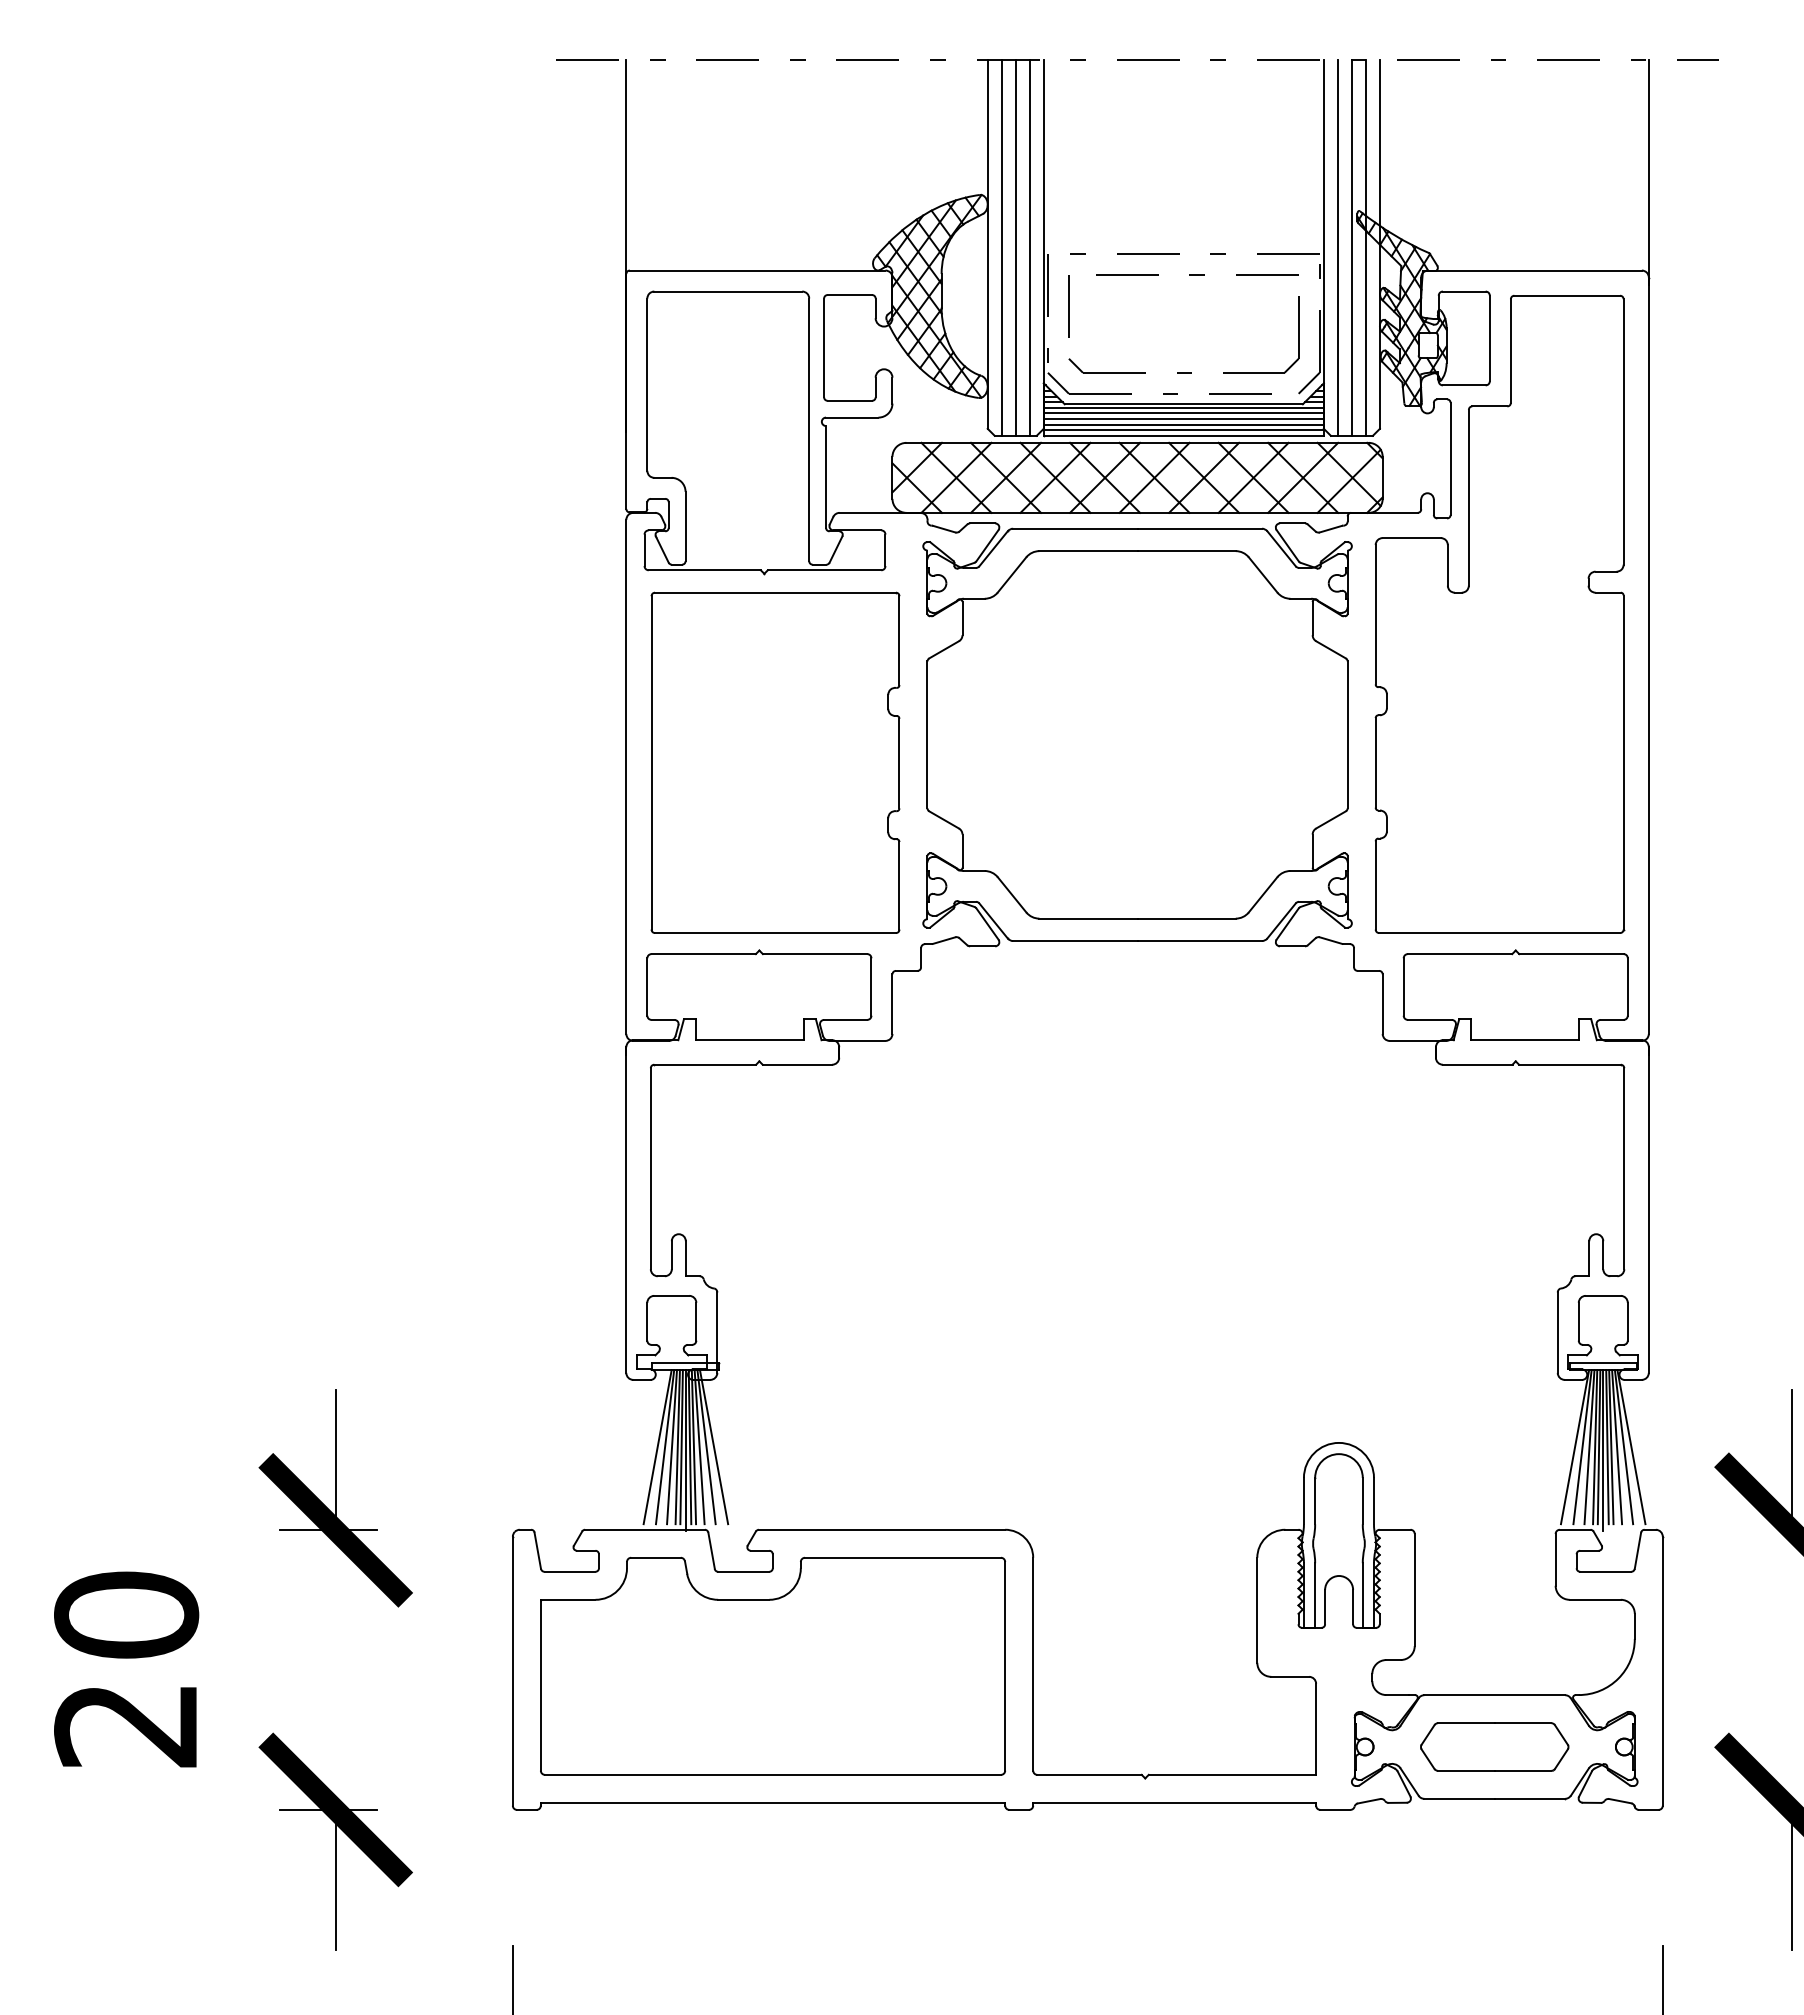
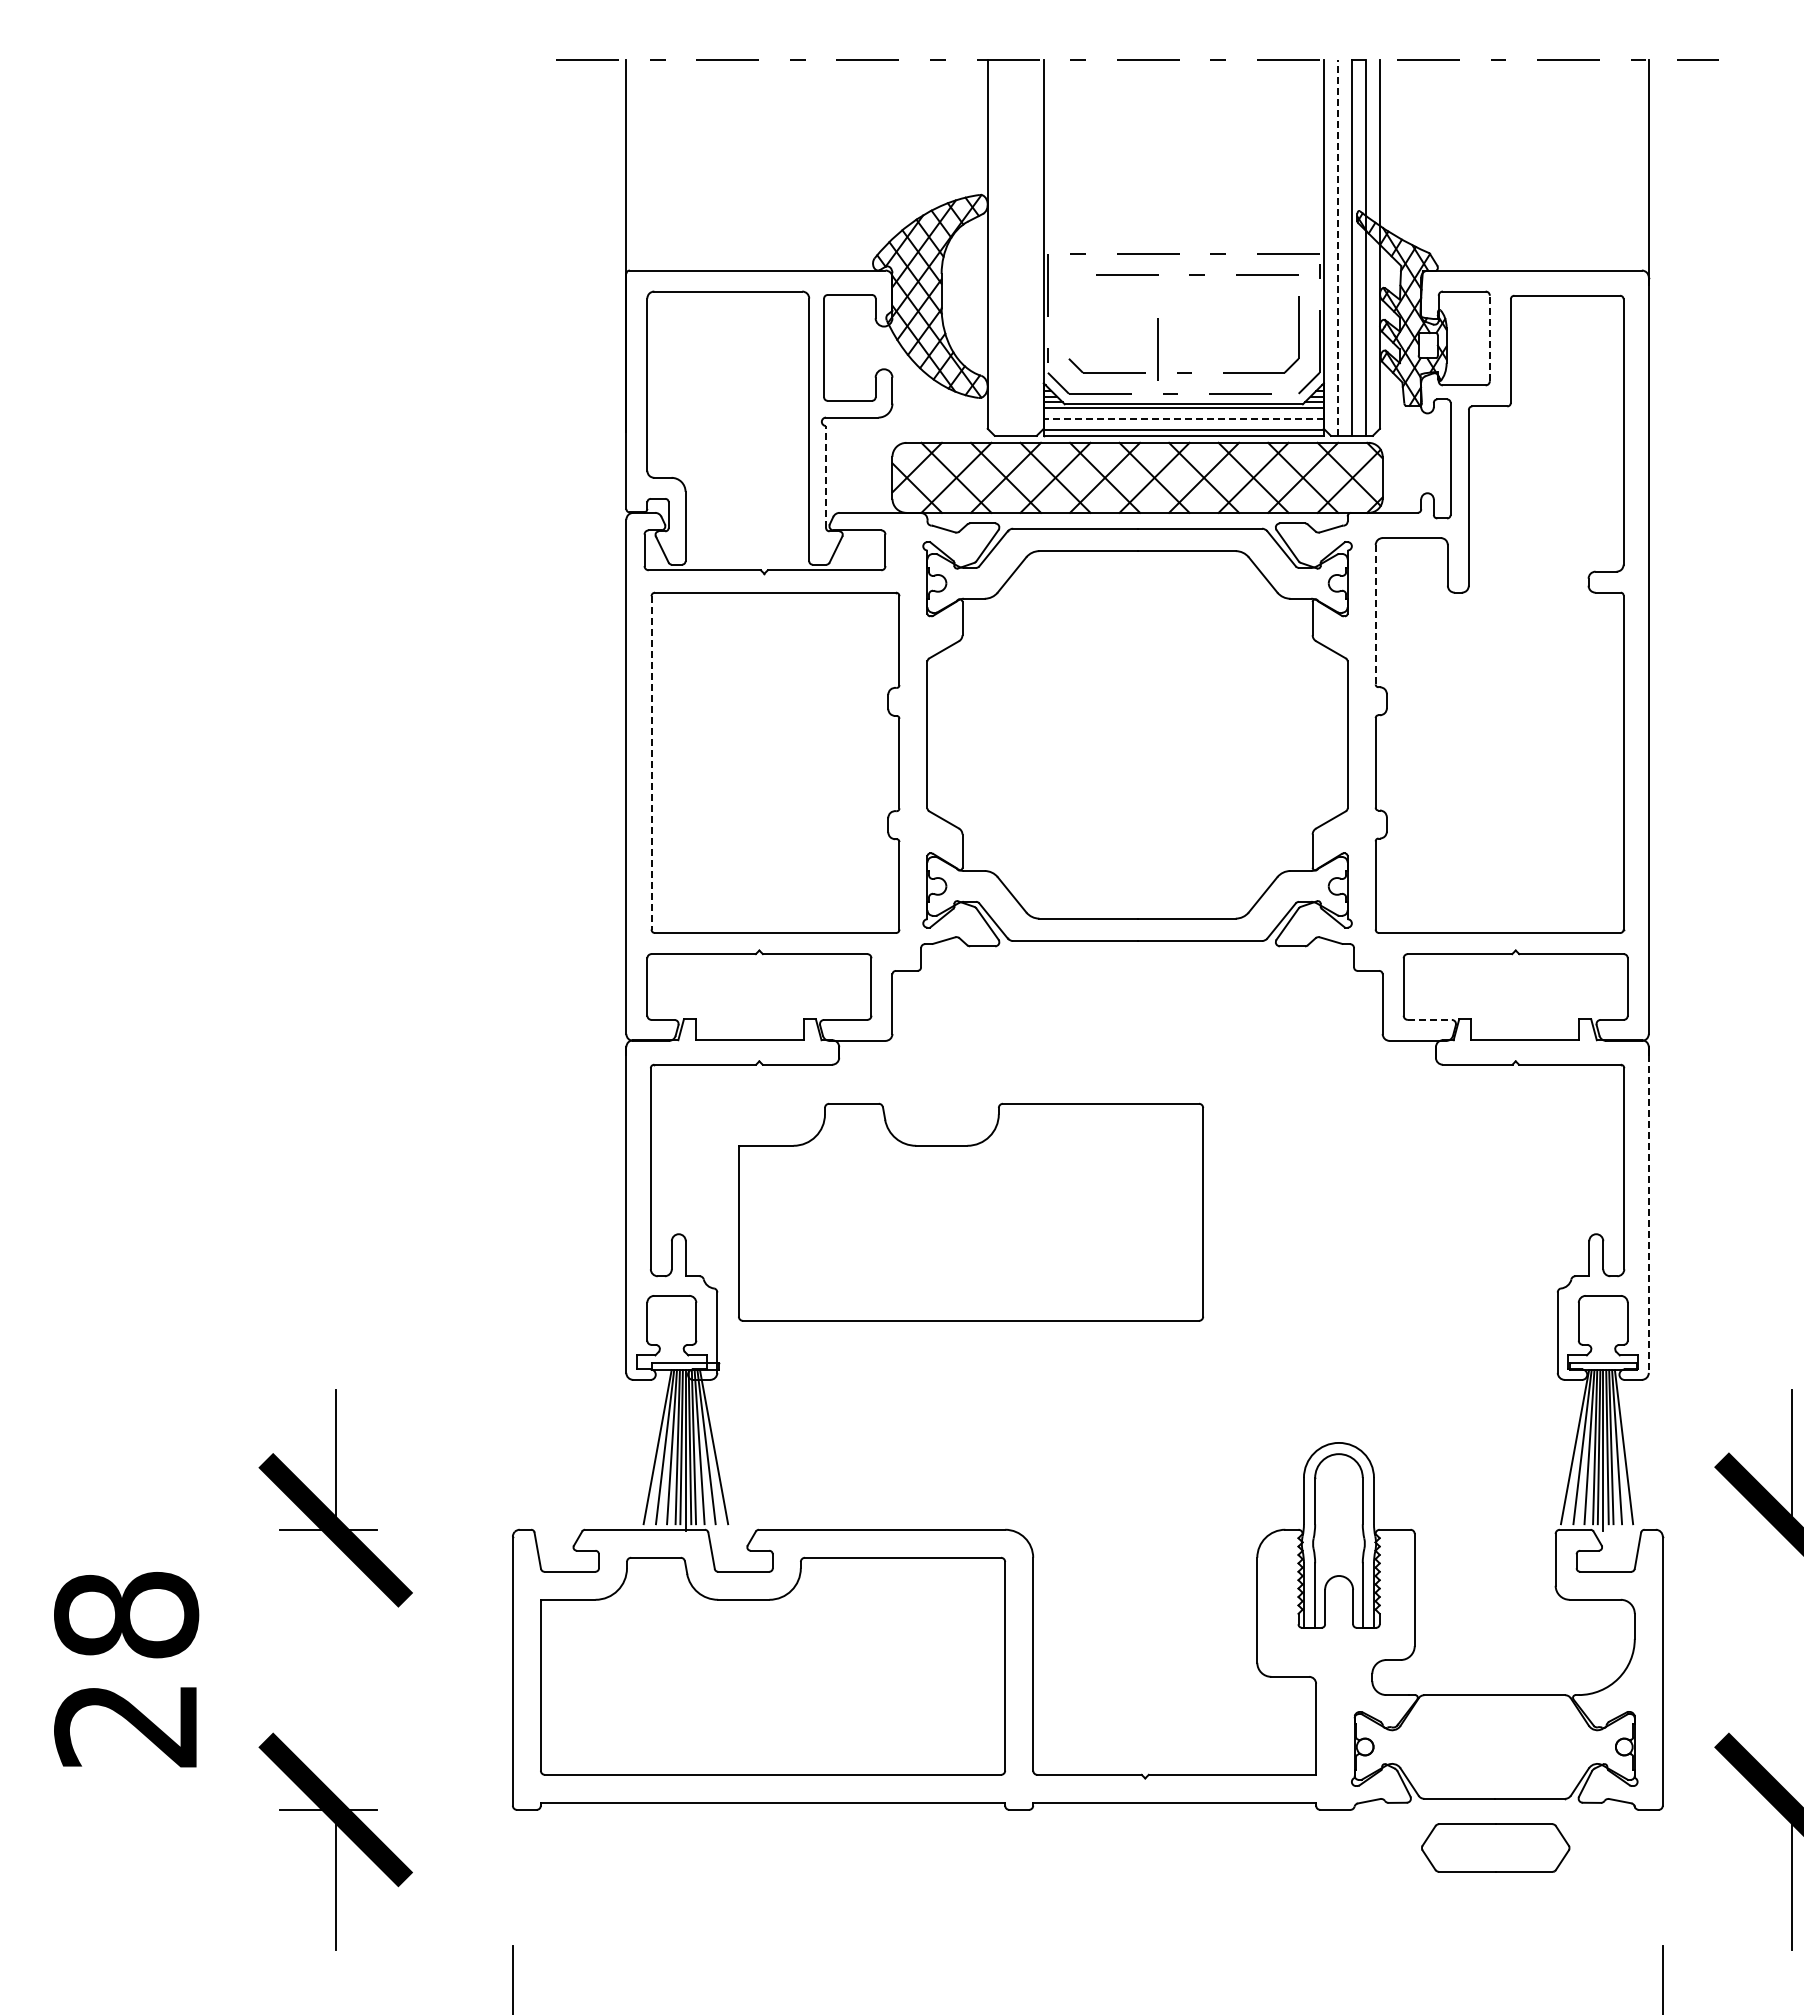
line: present -> none (1001, 247)
line: present -> none (1015, 247)
line: present -> none (1029, 247)
line: solid -> dashed (1337, 248)
line position: (1068, 306) -> (1157, 349) (1157, 349)
line: solid -> dashed (1489, 338)
line: present -> none (1183, 413)
line: solid -> dashed (1183, 419)
line: present -> none (1183, 424)
line: solid -> dashed (826, 476)
line: solid -> dashed (1375, 614)
line: solid -> dashed (651, 762)
line: solid -> dashed (1429, 1019)
part: none -> present (970, 1211)
line: solid -> dashed (1648, 1213)
line: present -> none (1631, 1447)
text: 20 -> 28 (126, 1614)
part position: (1494, 1746) -> (1495, 1847) (1495, 1847)
